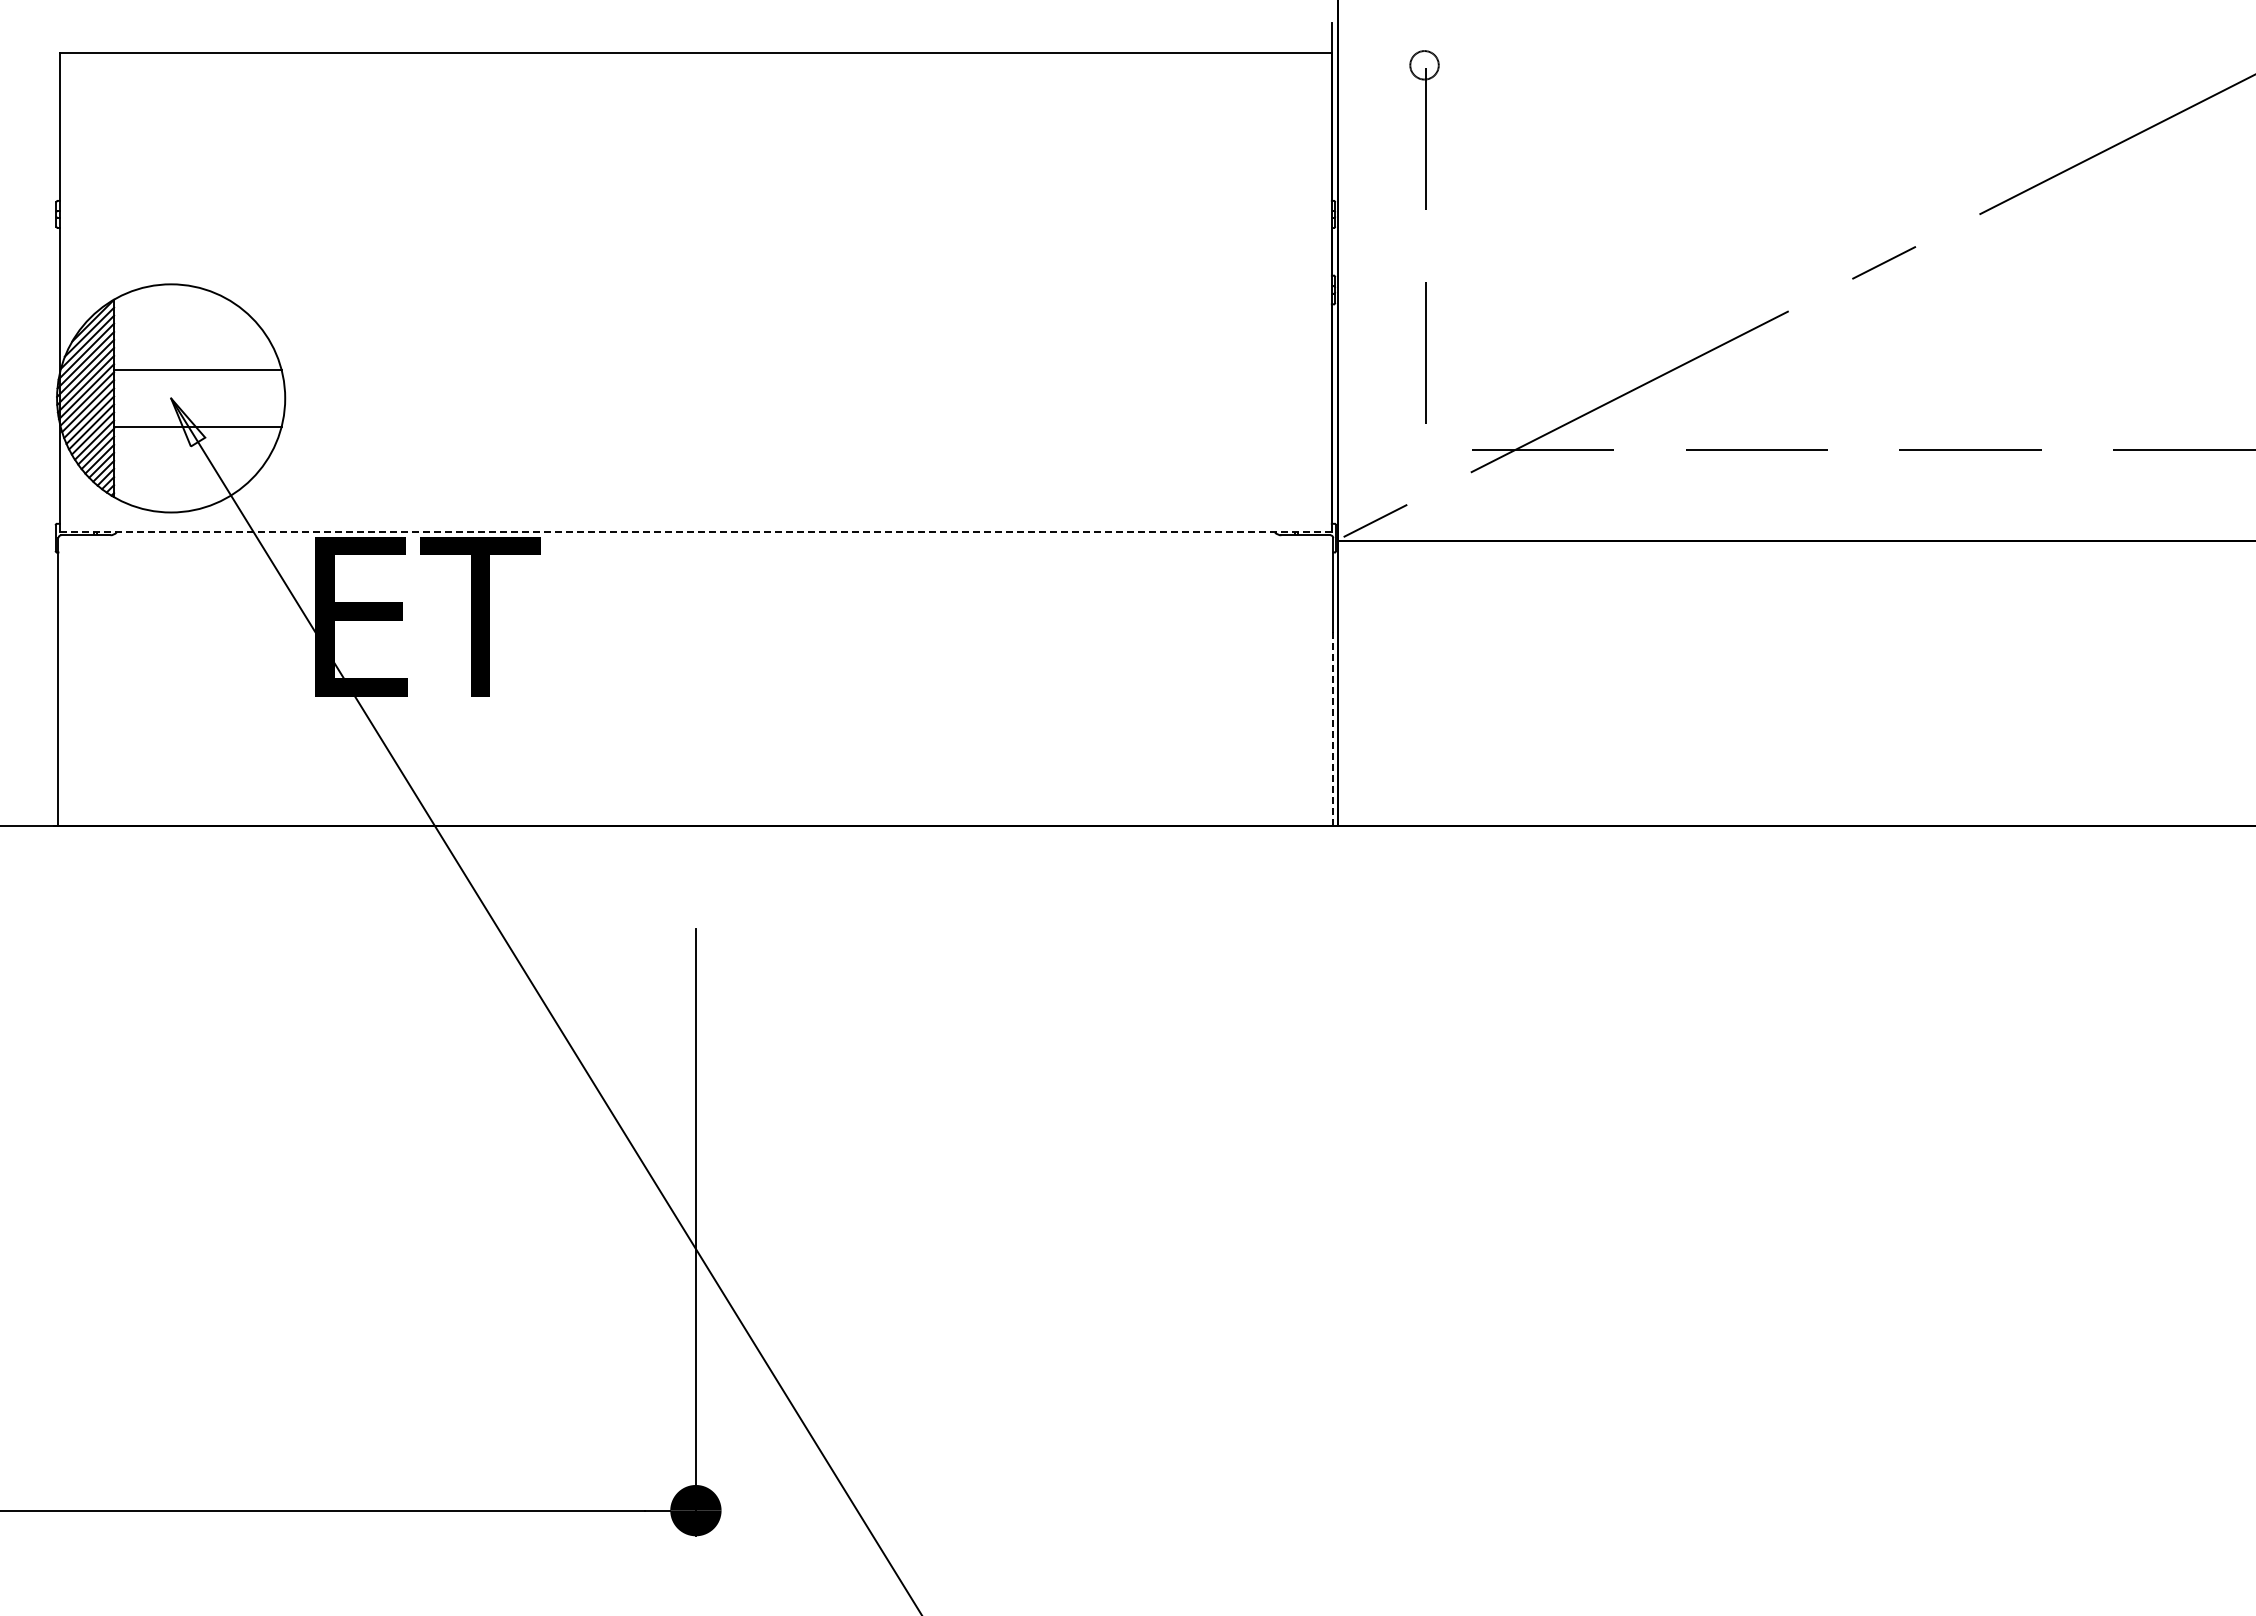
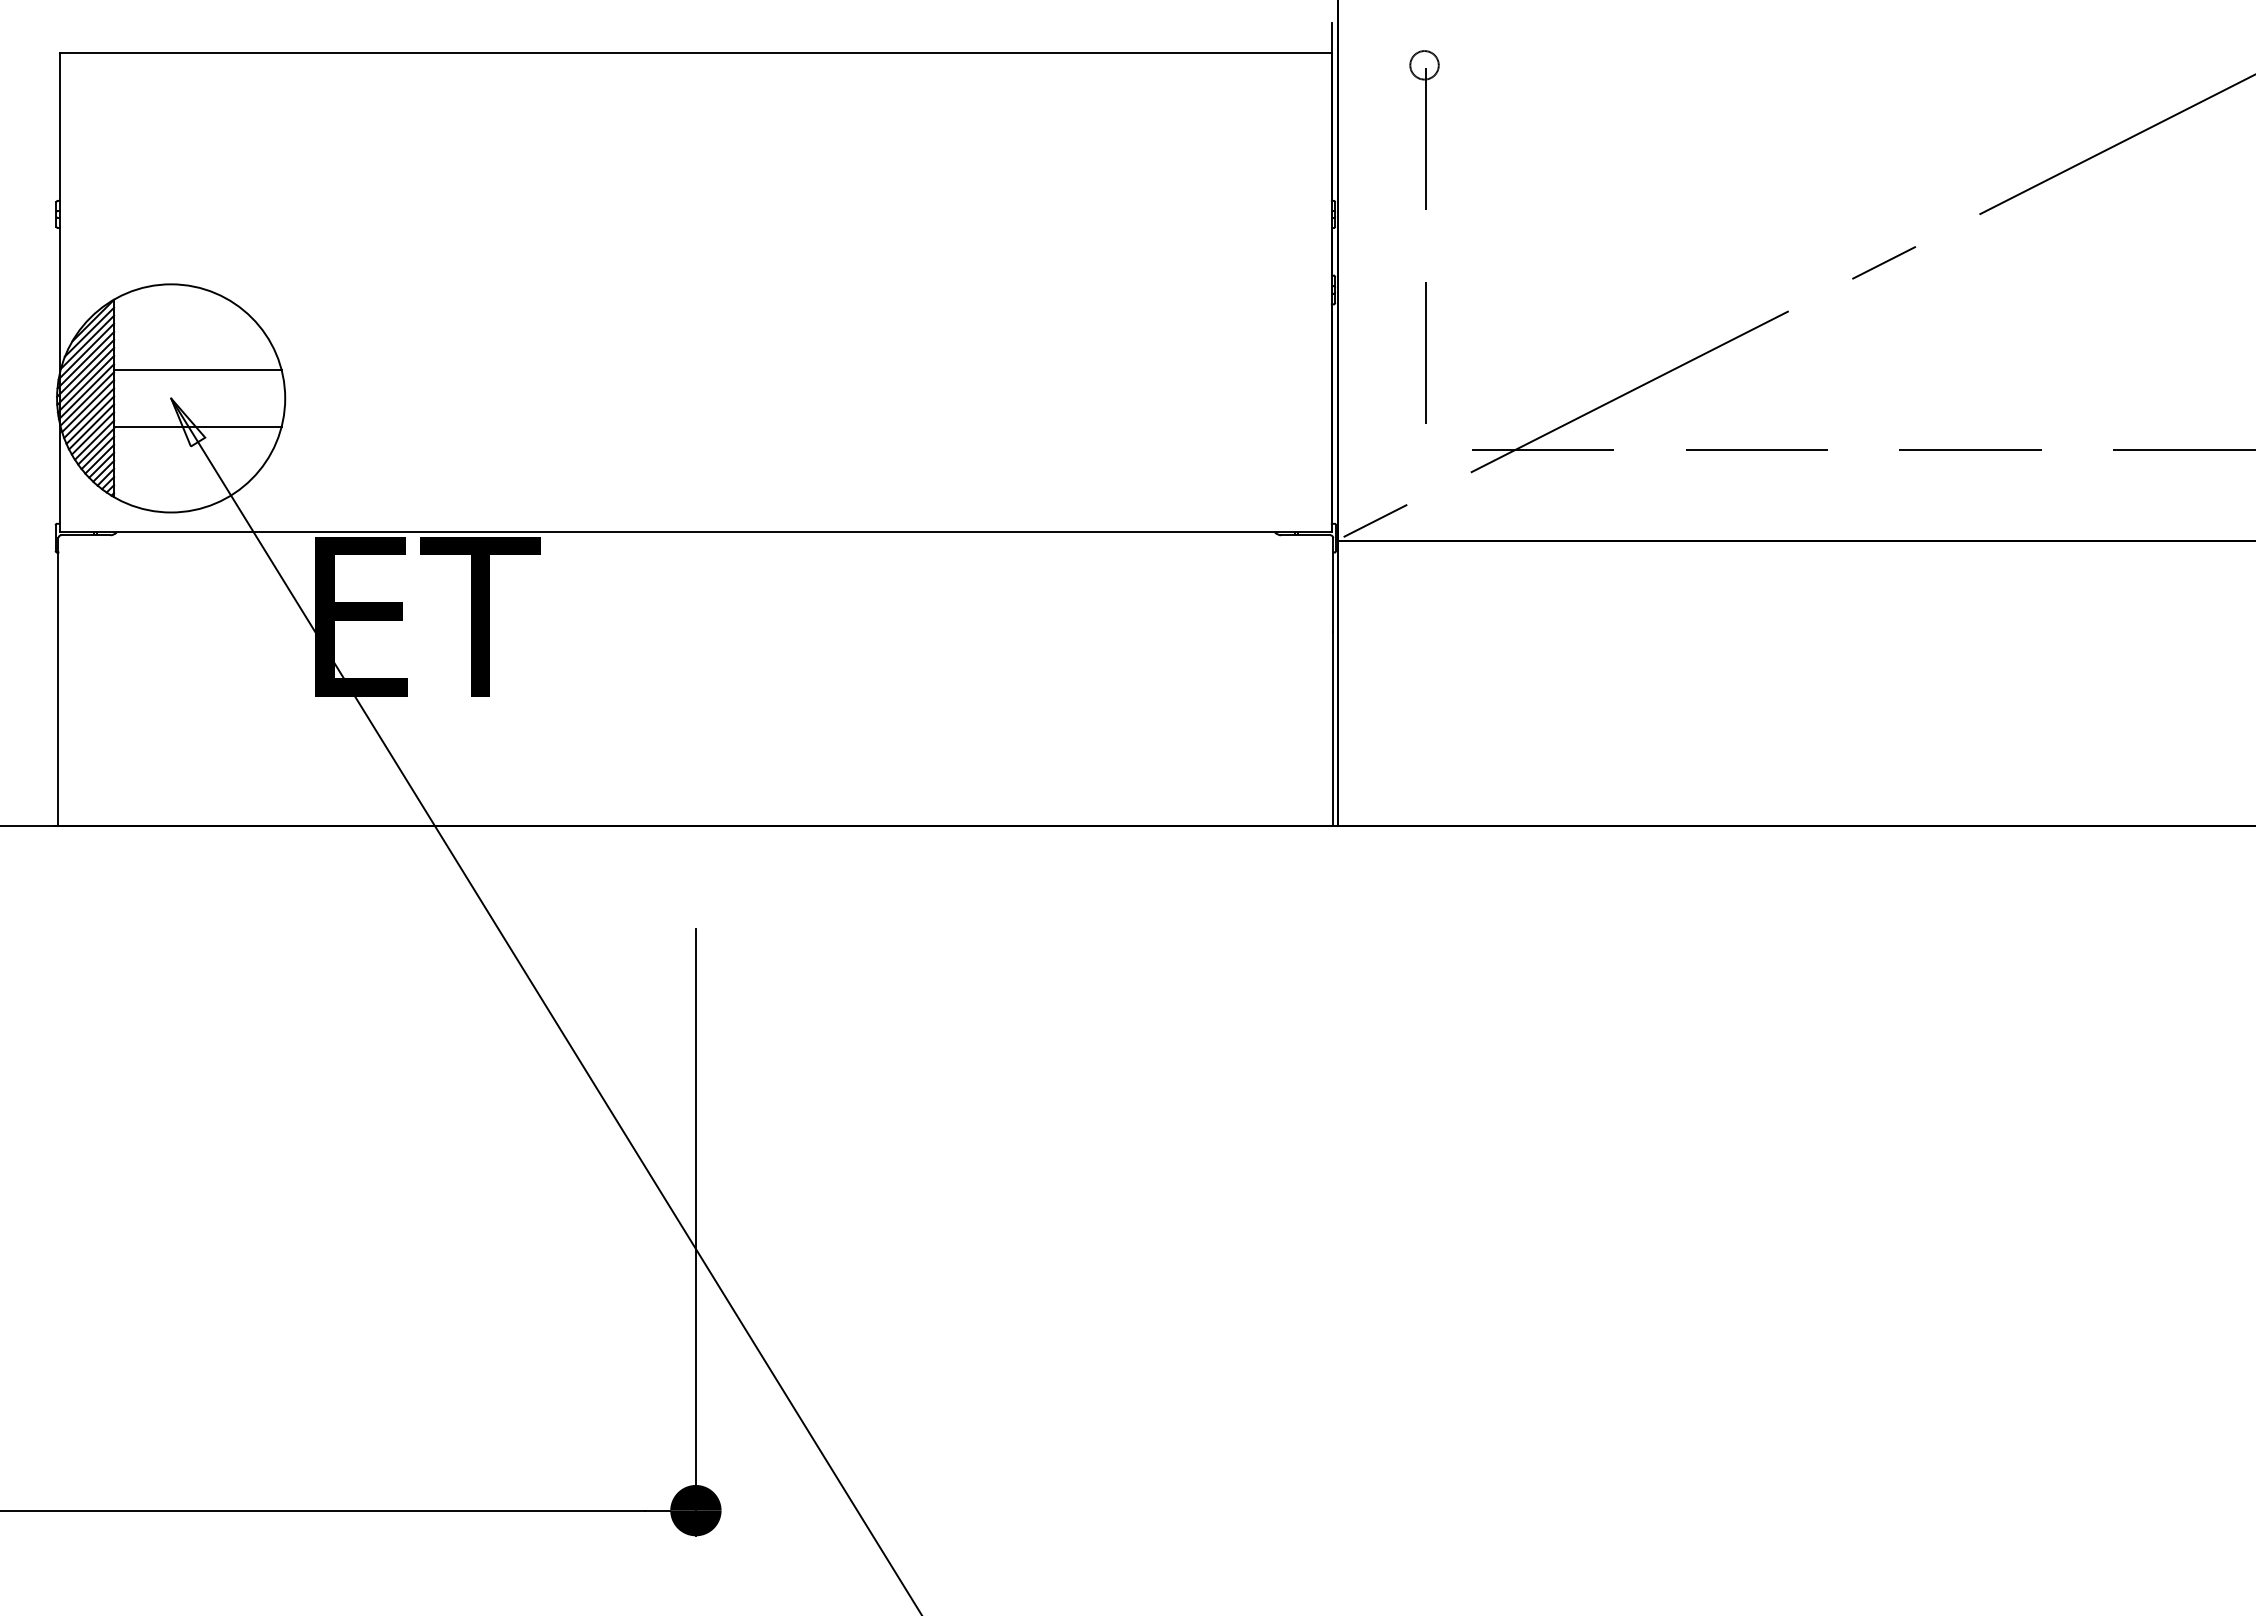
line: dashed -> solid (695, 532)
line: dashed -> solid (1333, 729)
